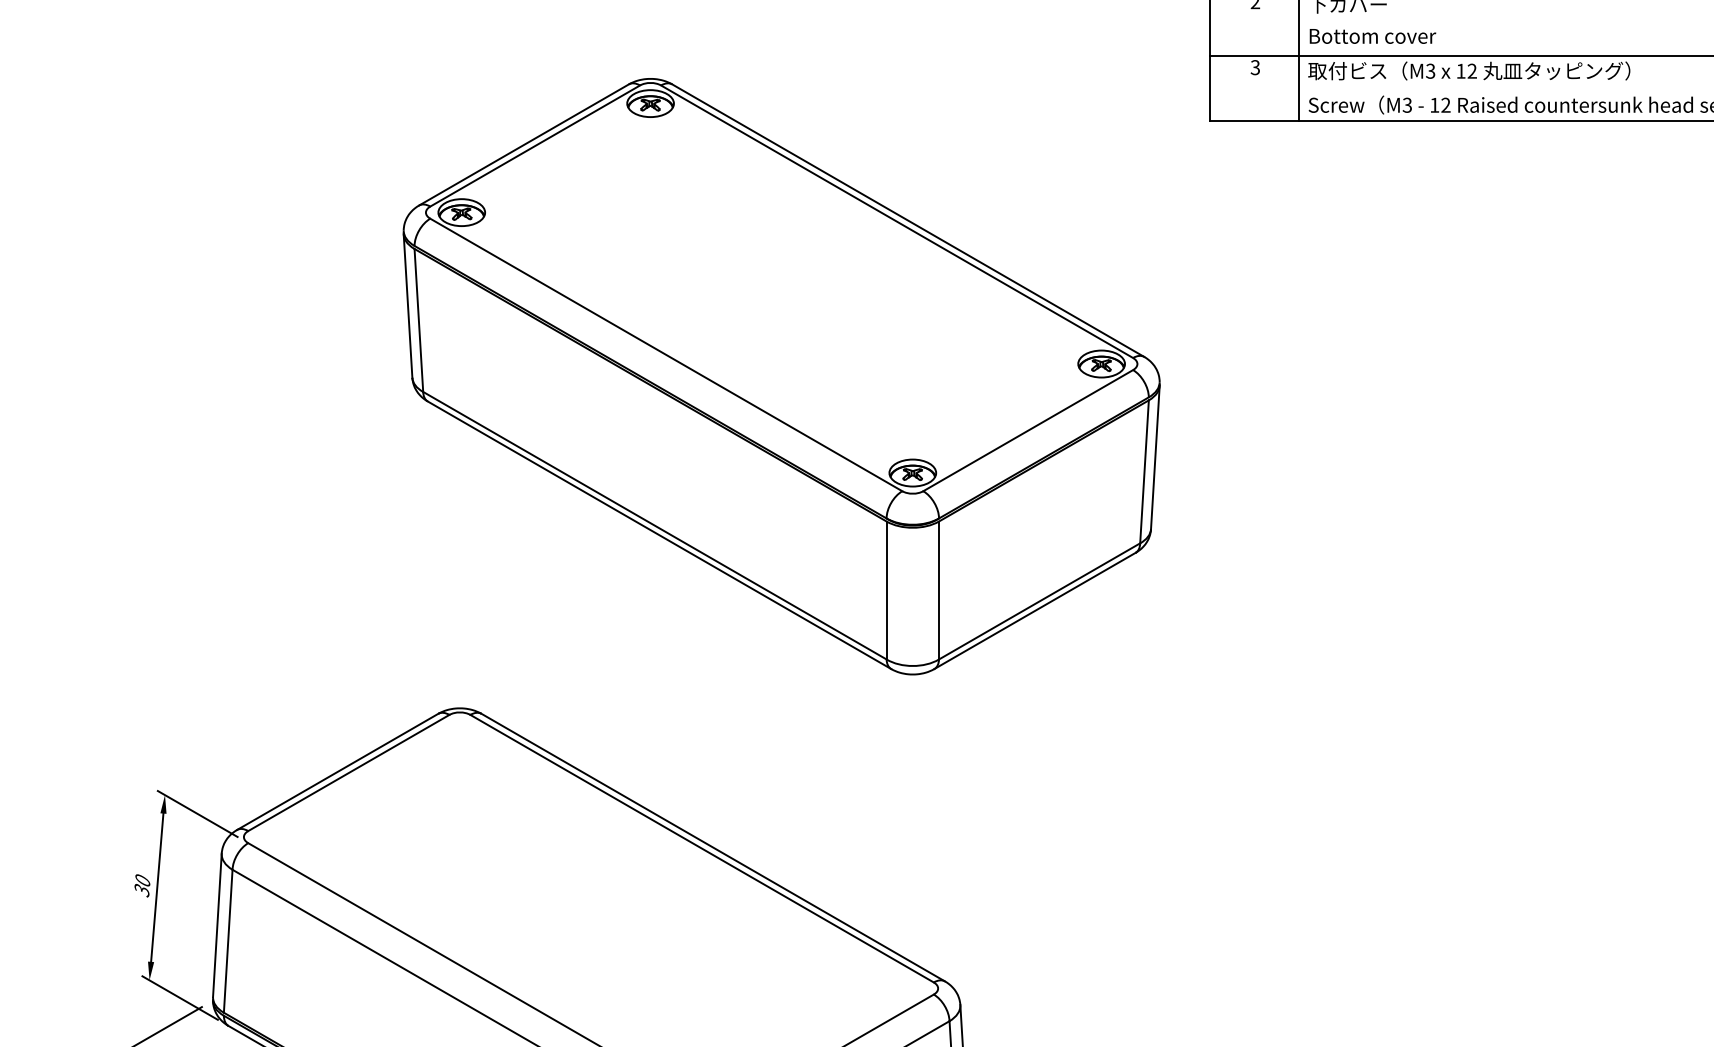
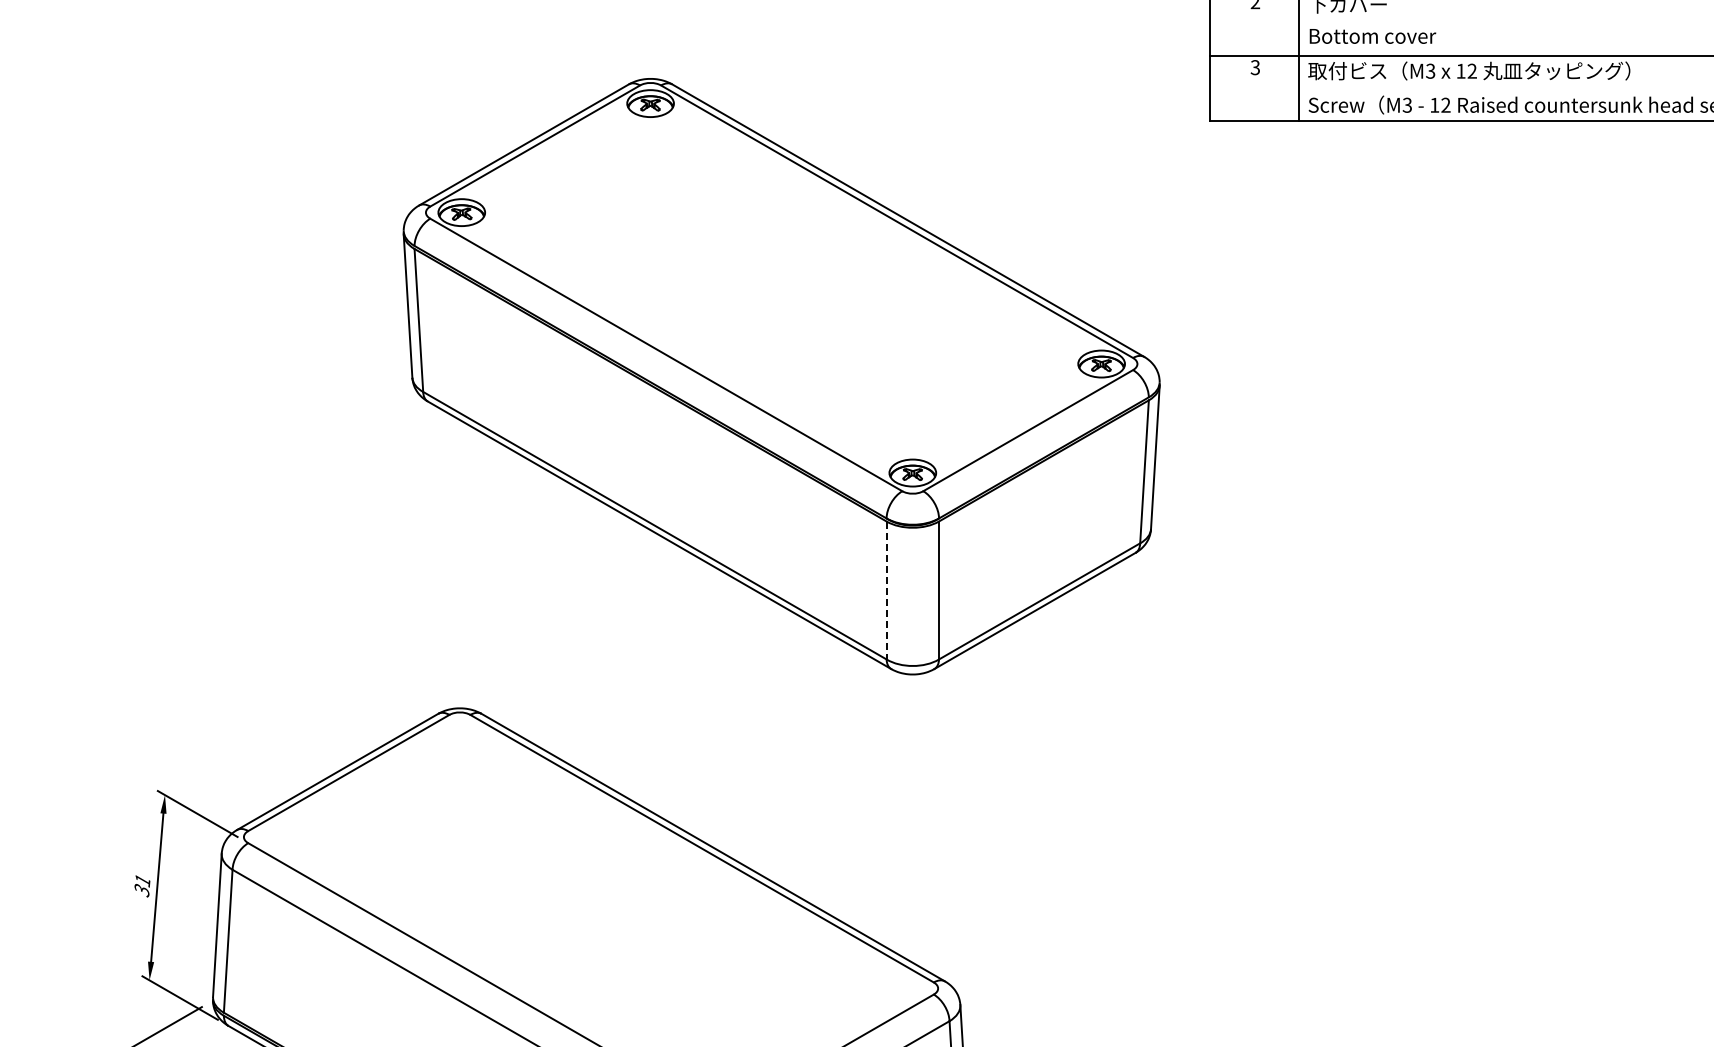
line: solid -> dashed (886, 590)
text: 30 -> 31 (142, 880)
